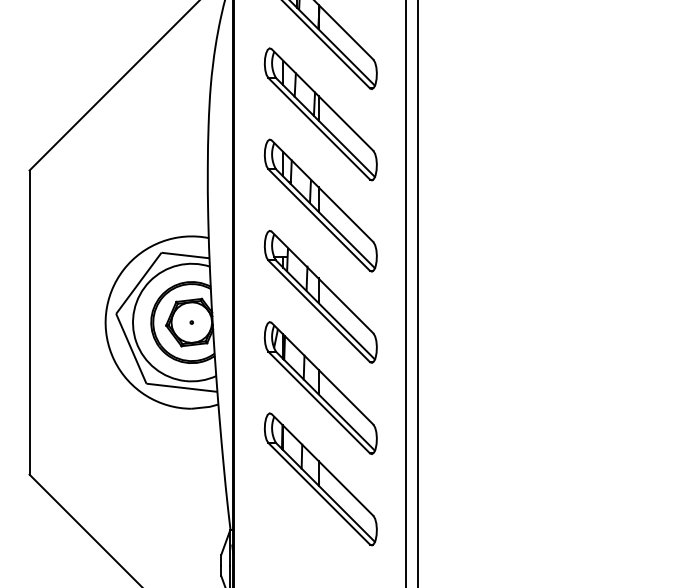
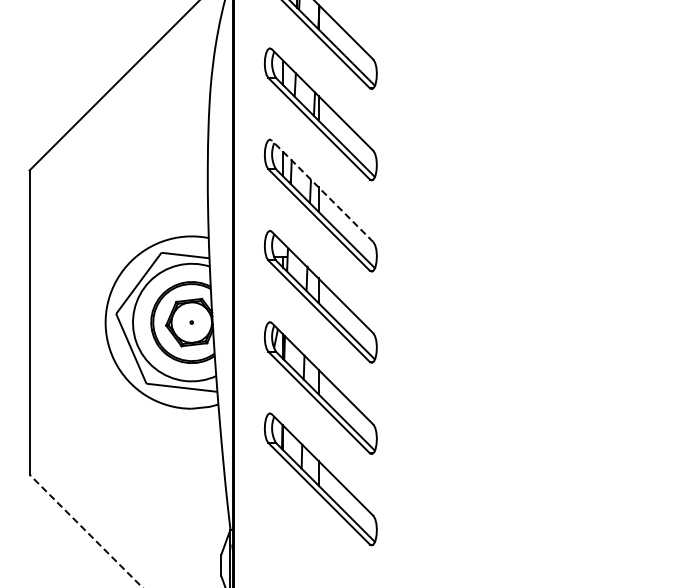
line: solid -> dashed (322, 191)
line: present -> none (406, 293)
line: present -> none (418, 293)
line: solid -> dashed (86, 531)
